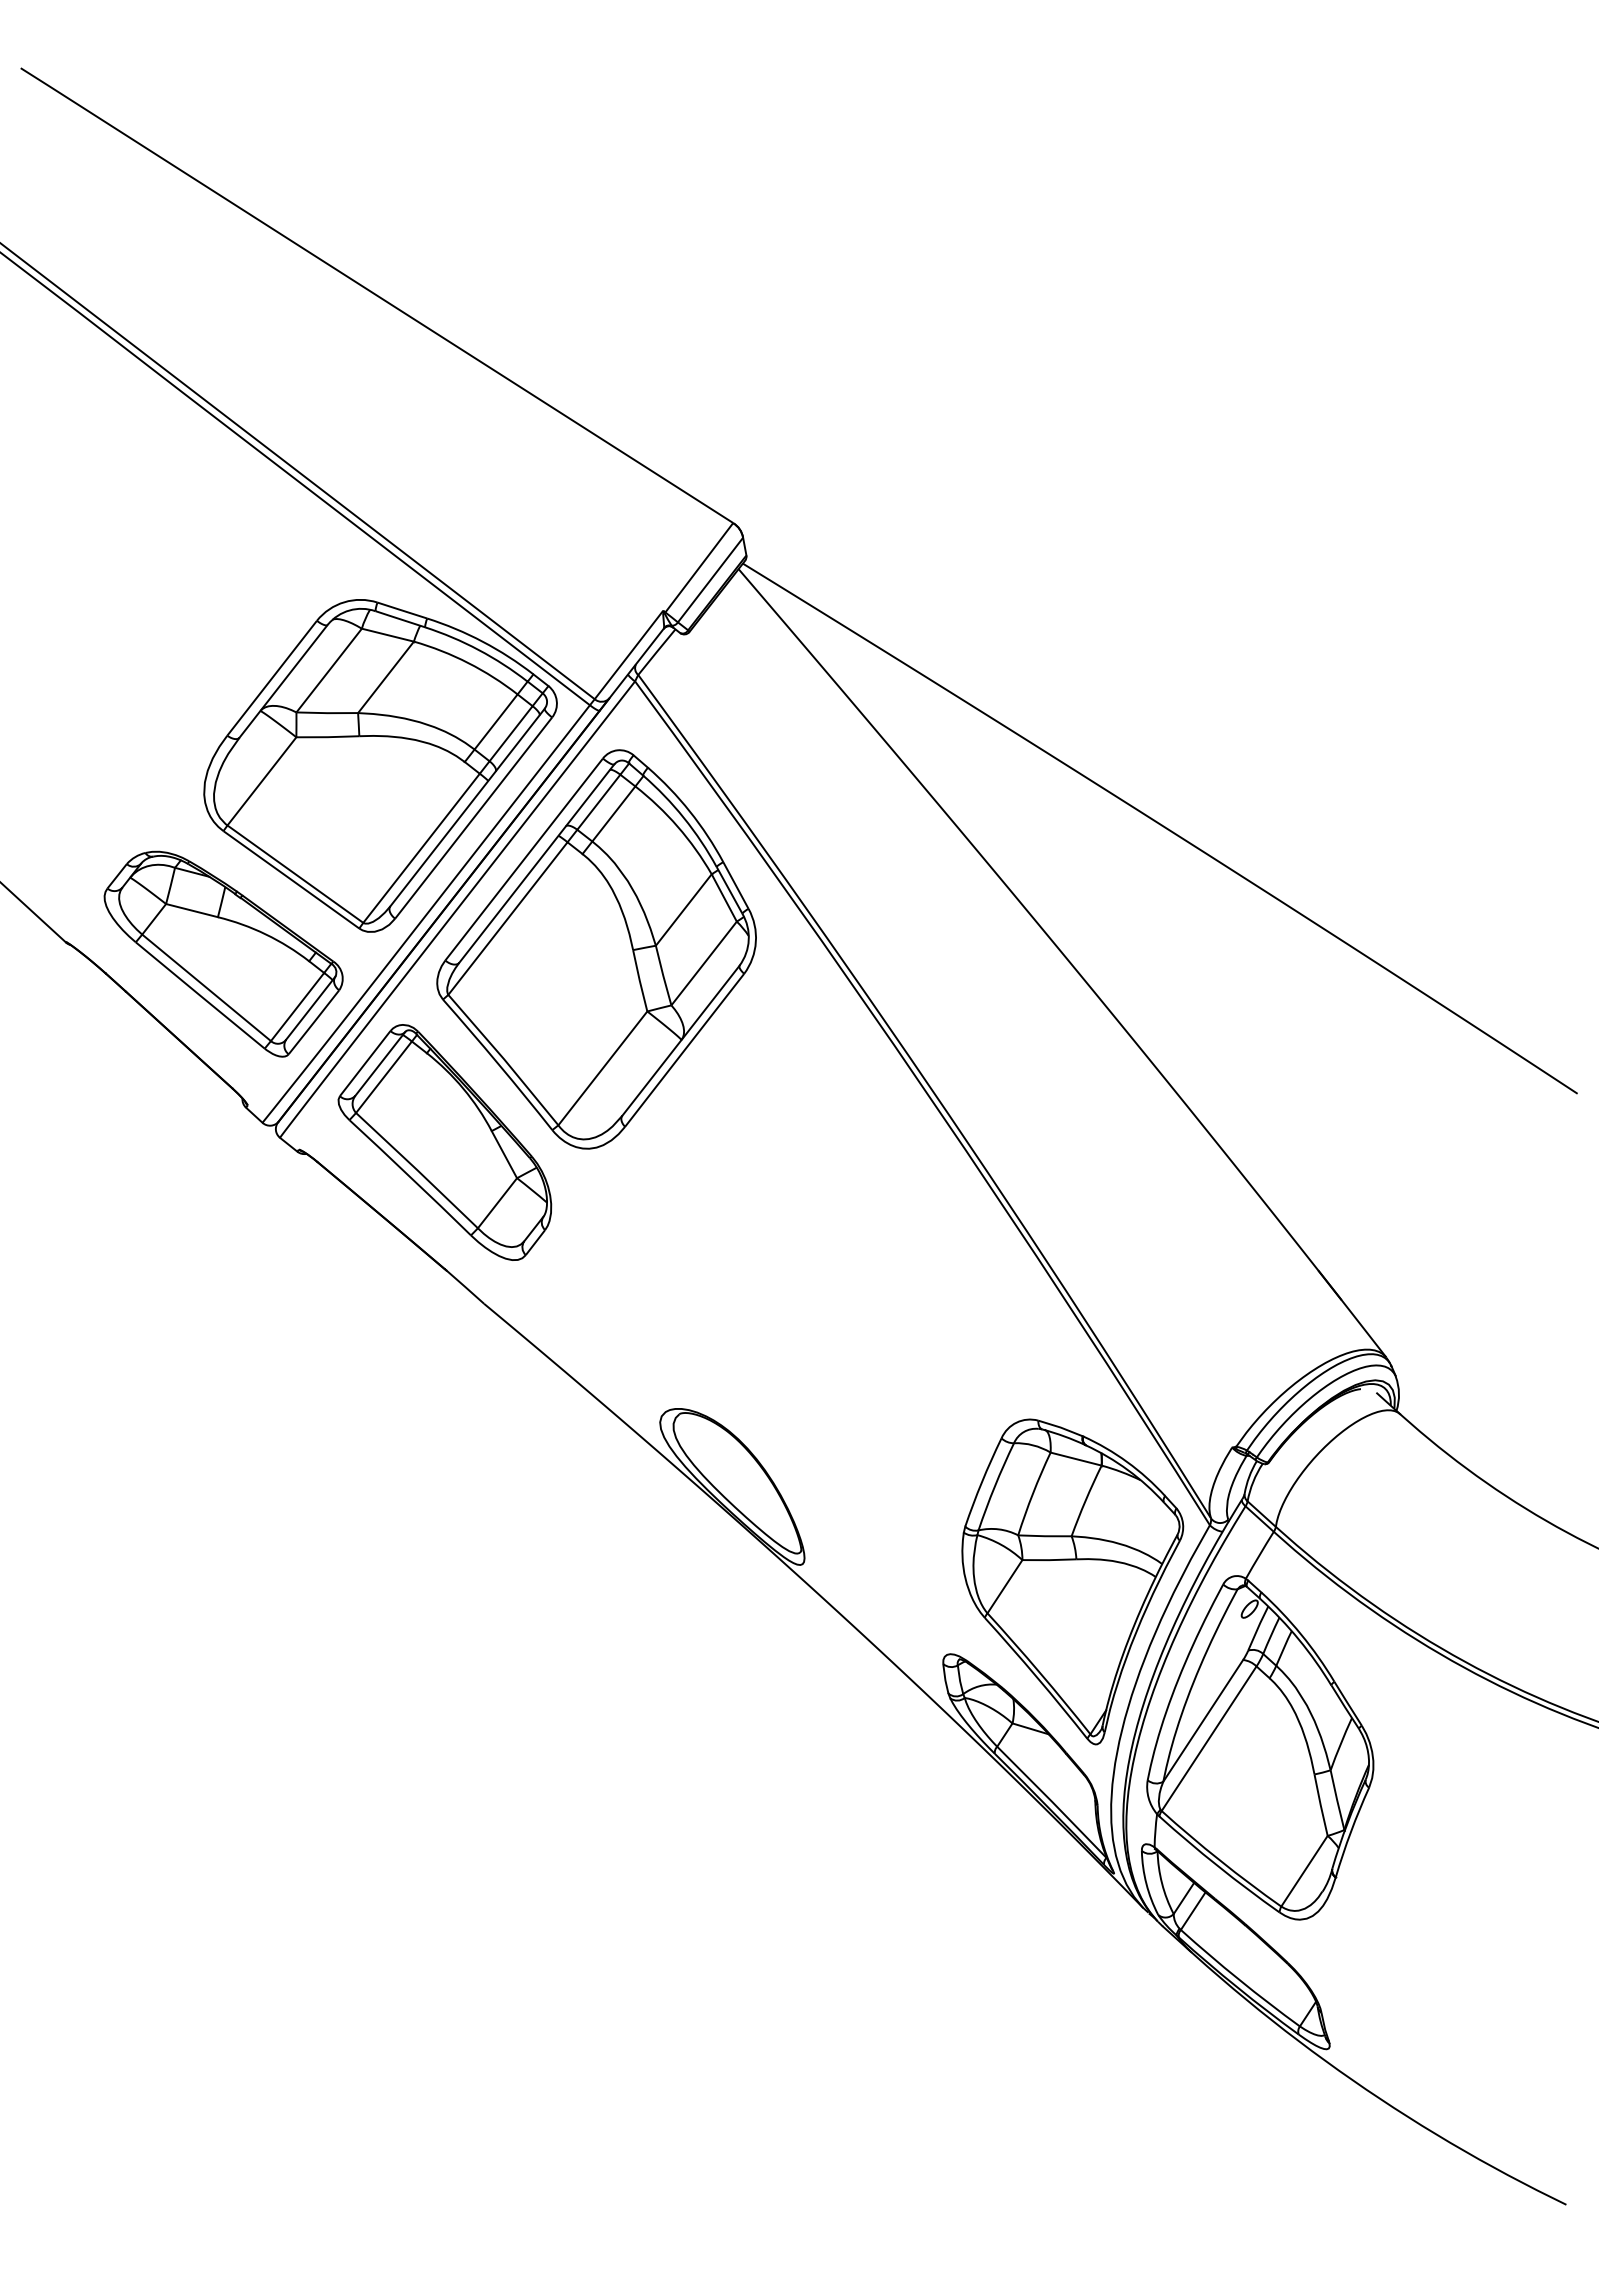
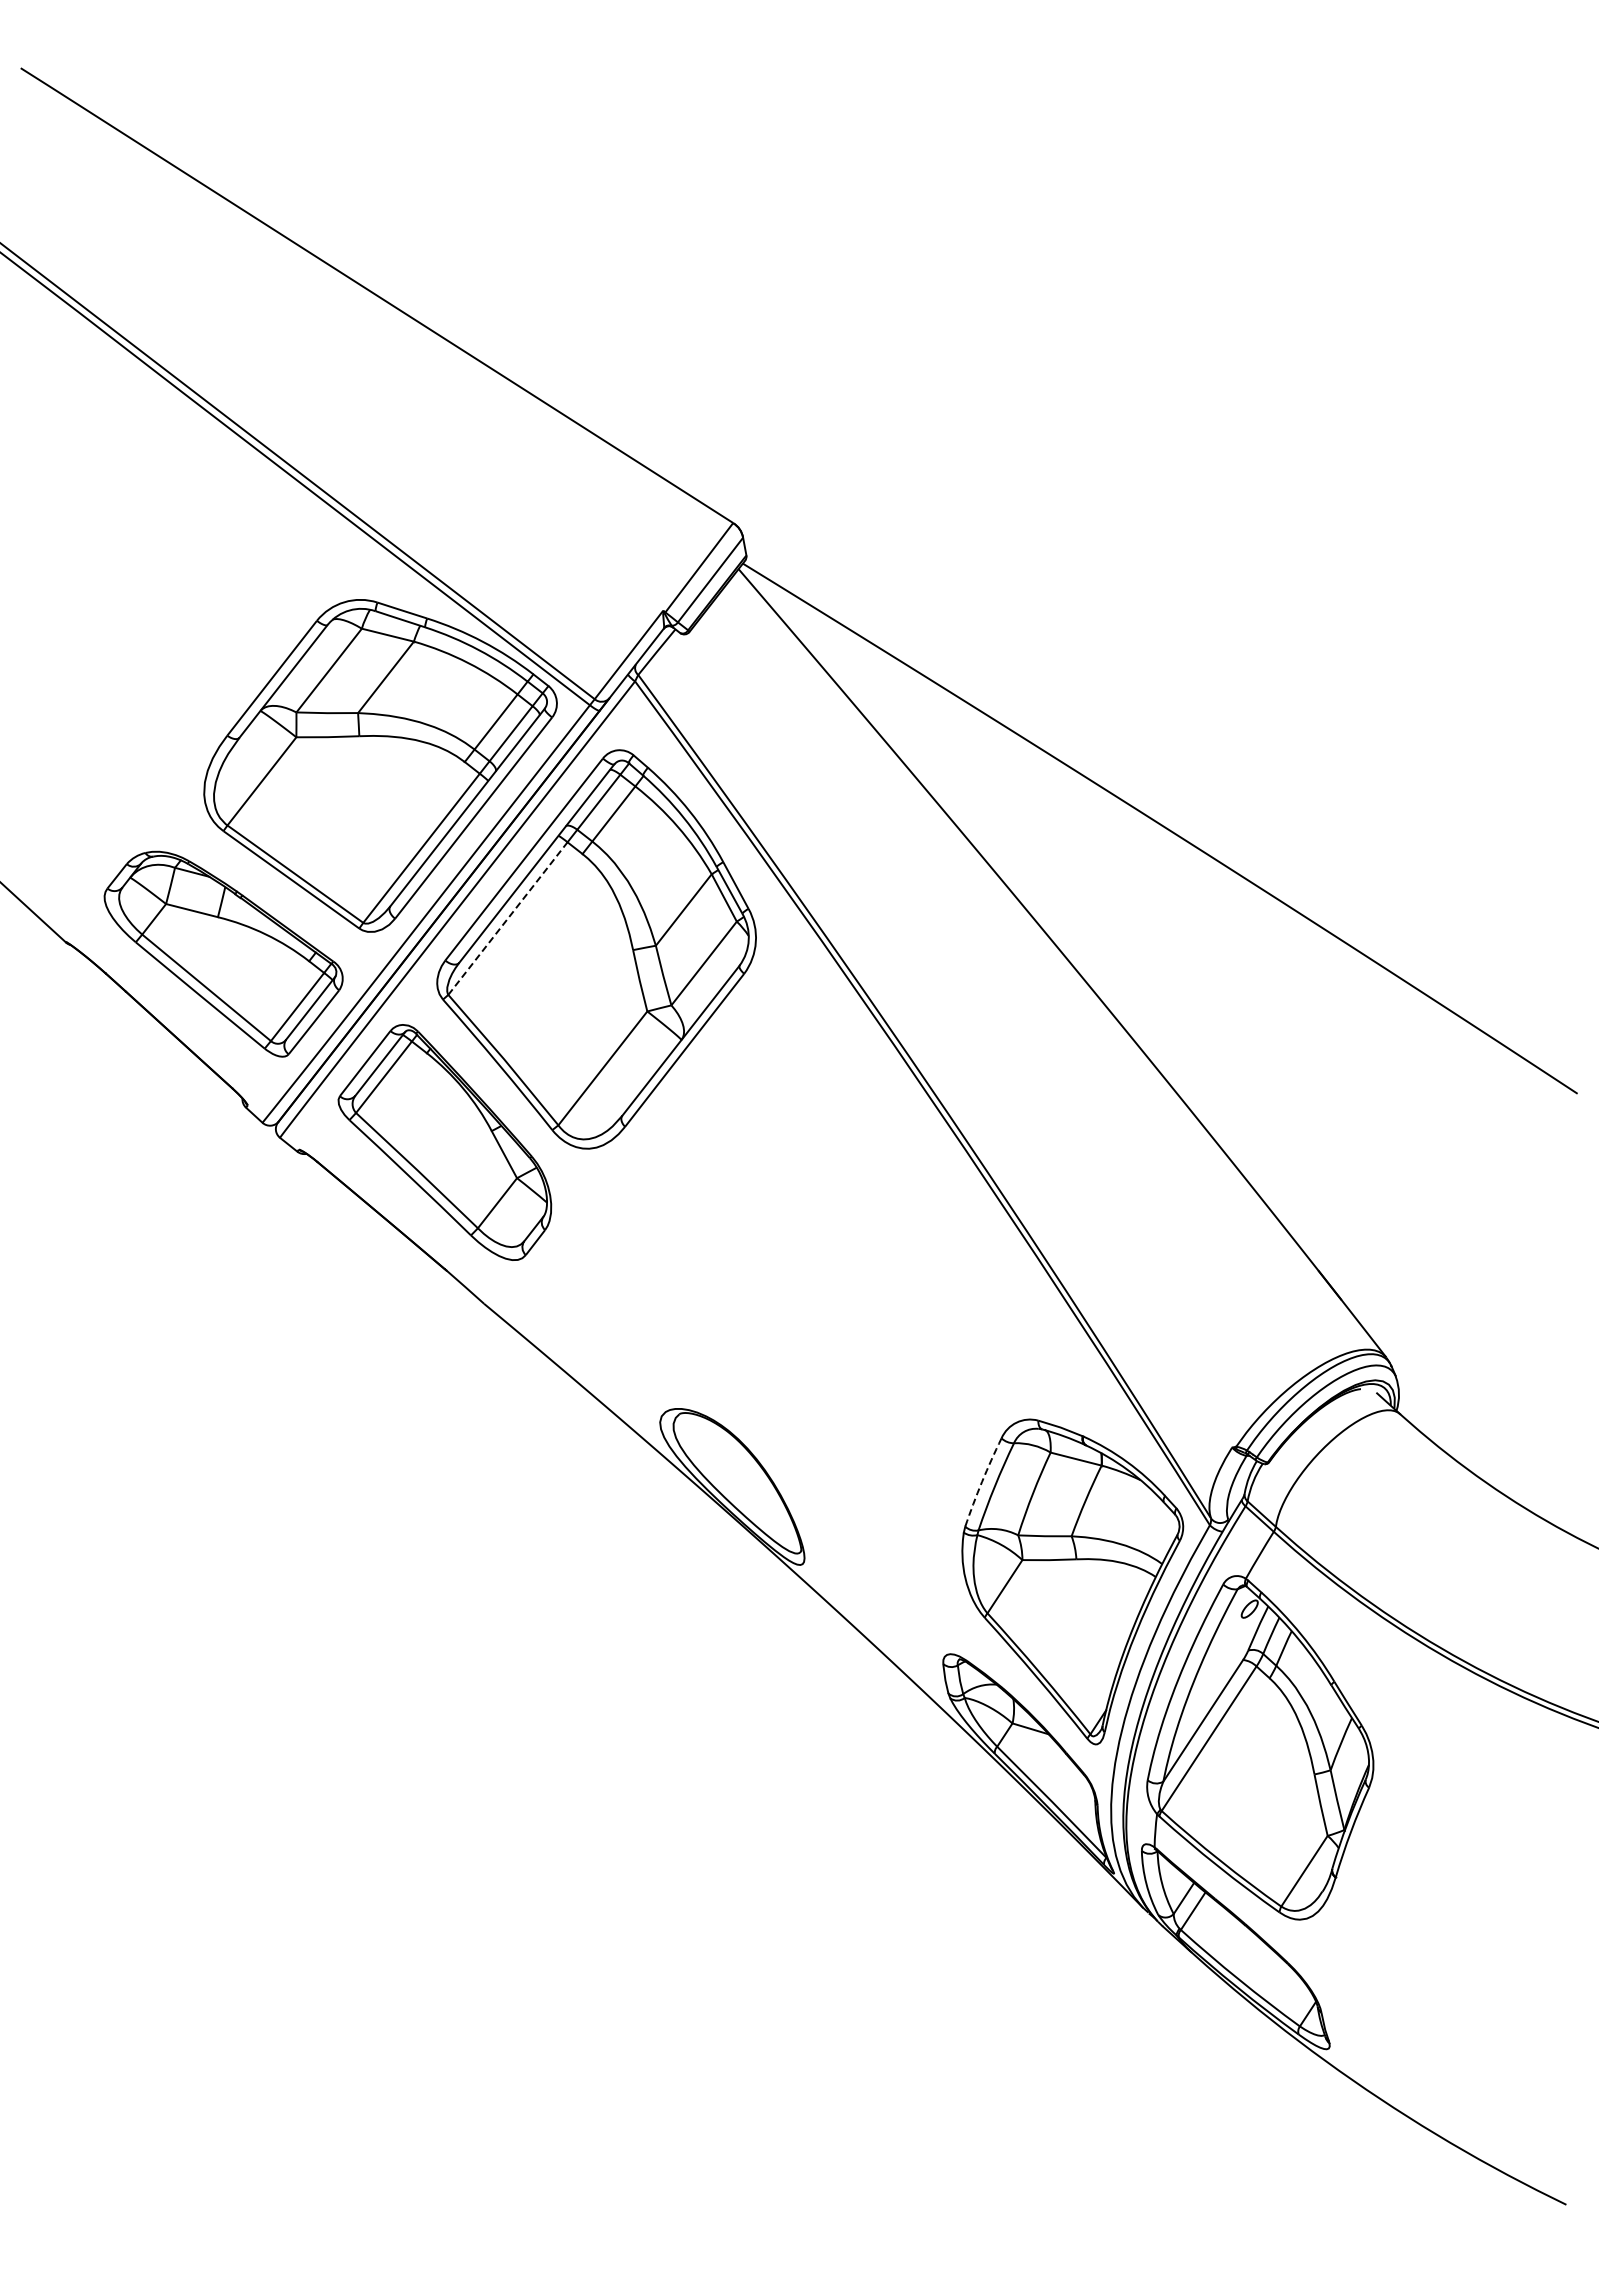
line: solid -> dashed (507, 918)
arc: solid -> dashed (982, 1481)
